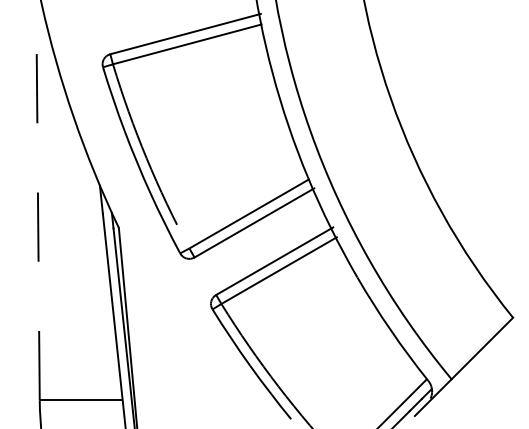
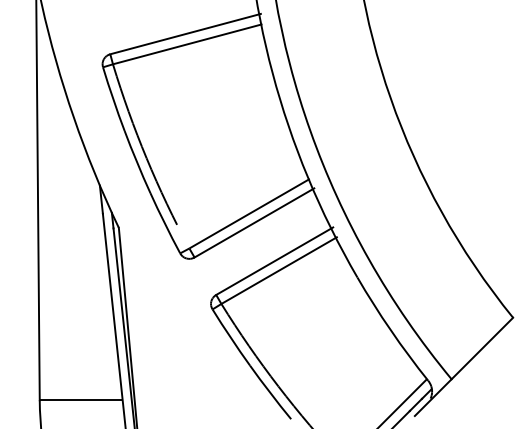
line: dashed -> solid (38, 199)
